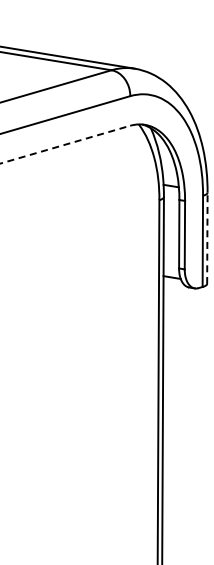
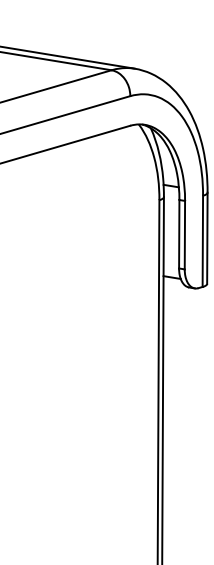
line: dashed -> solid (65, 144)
line: dashed -> solid (207, 238)
